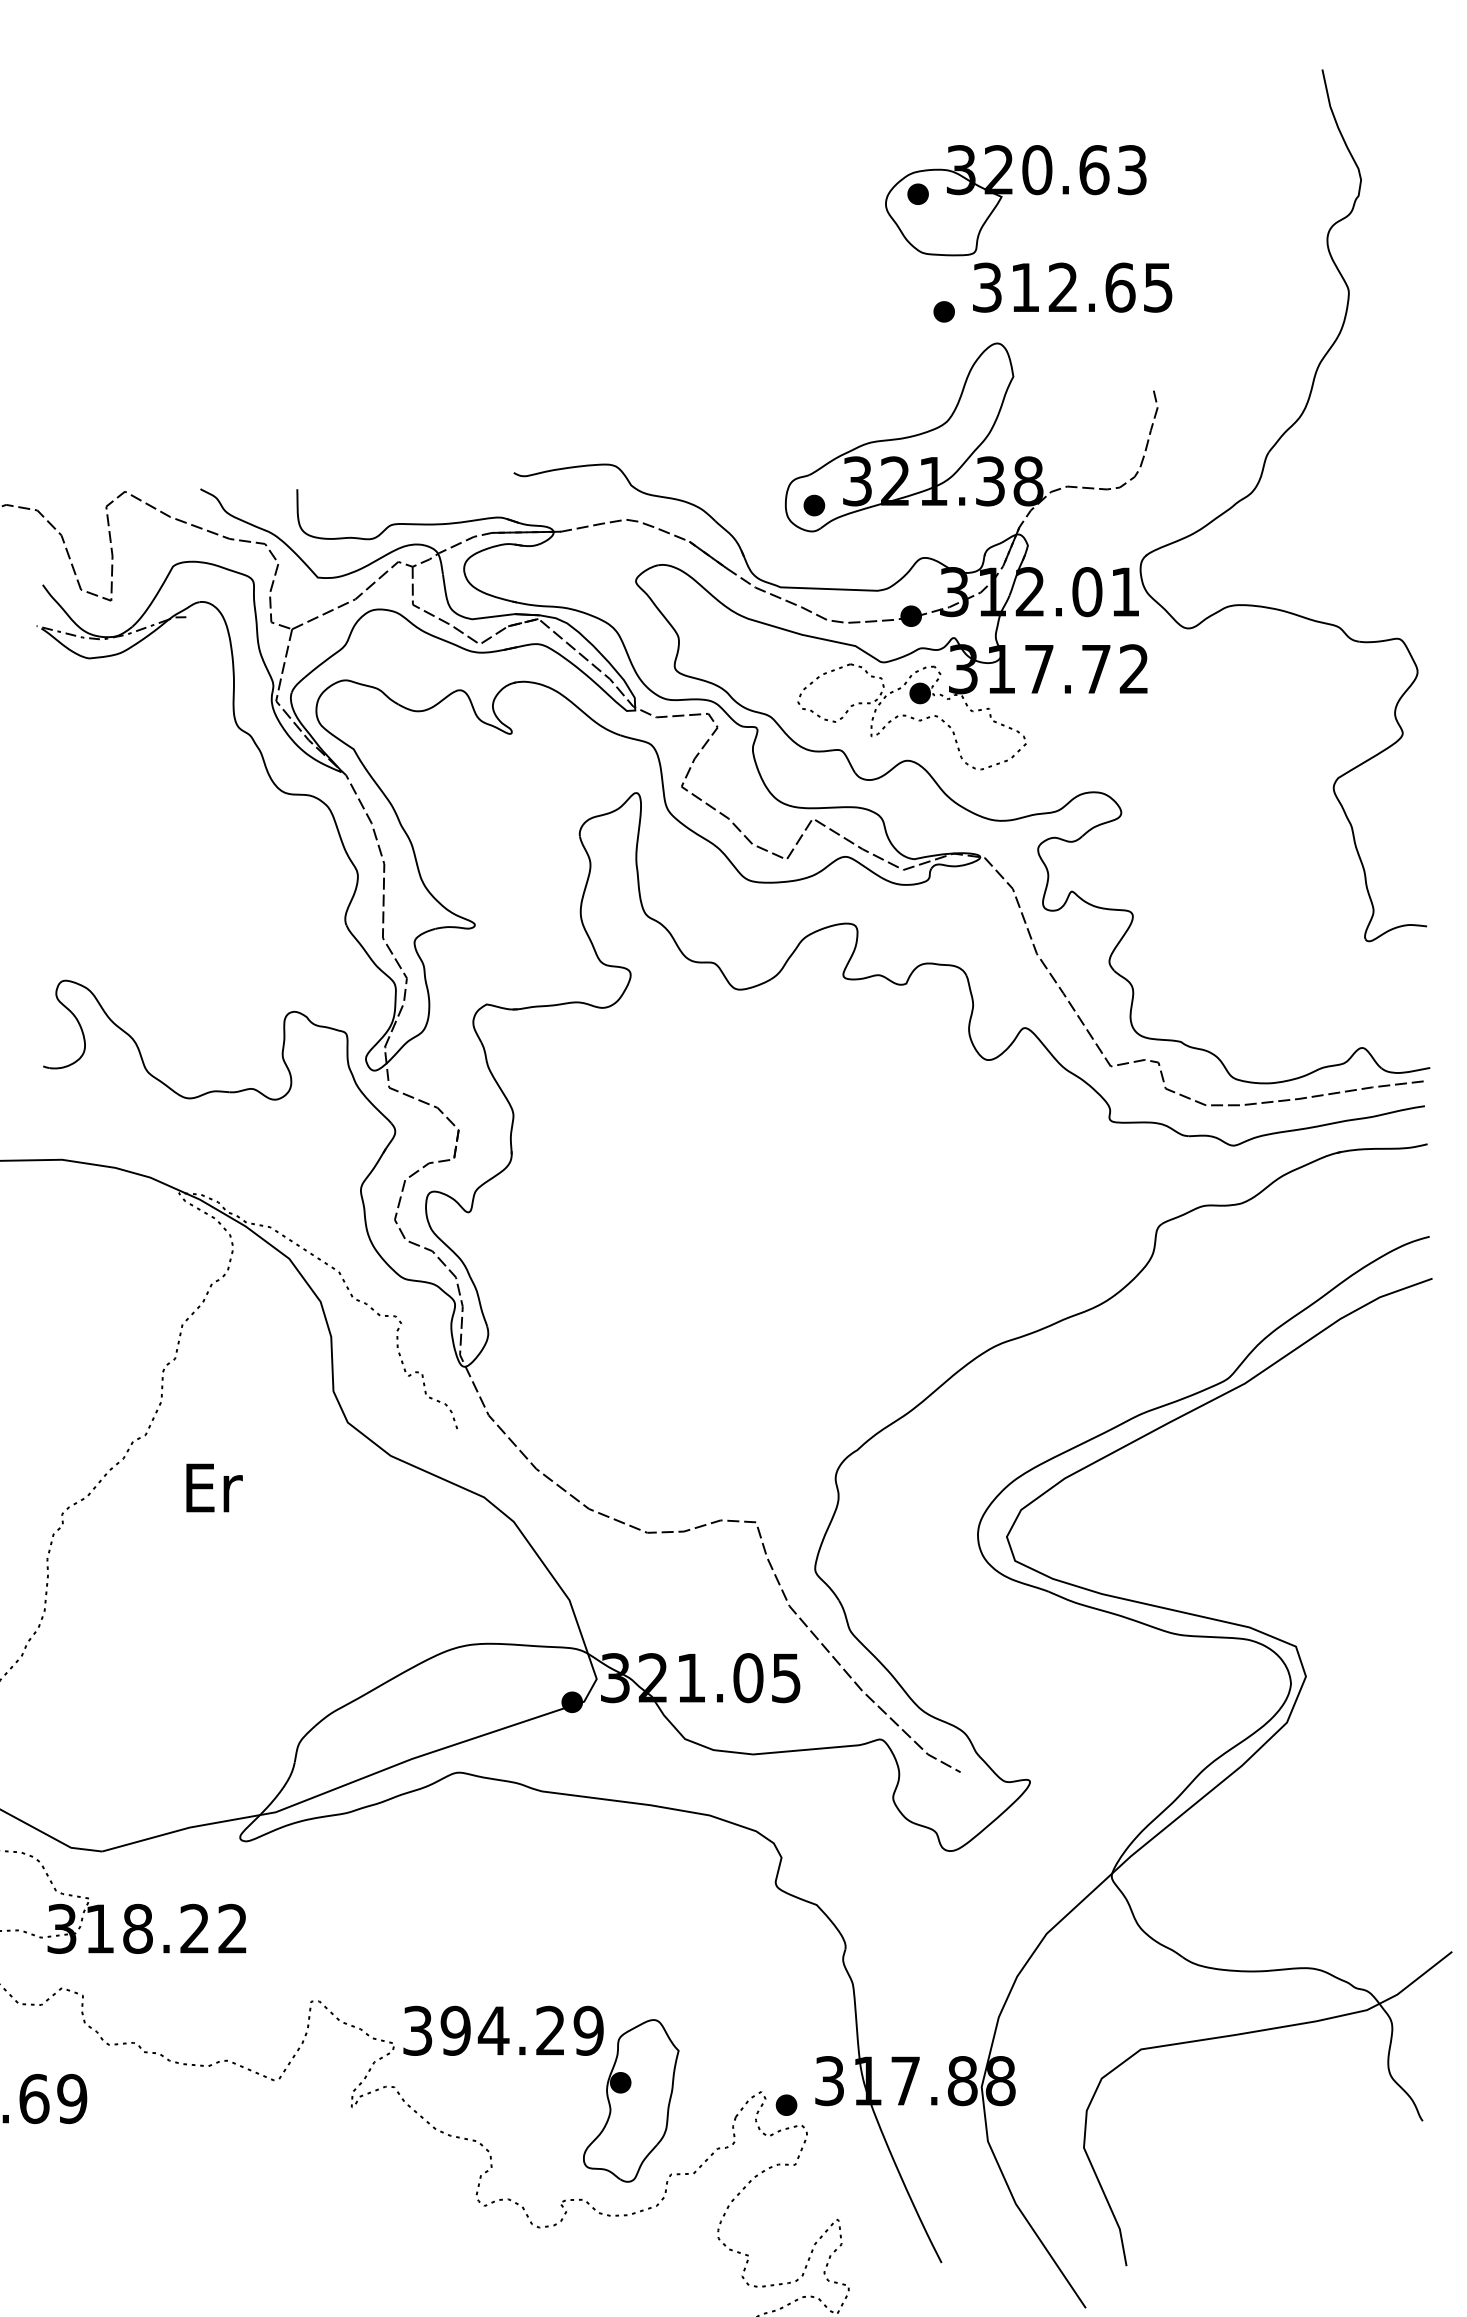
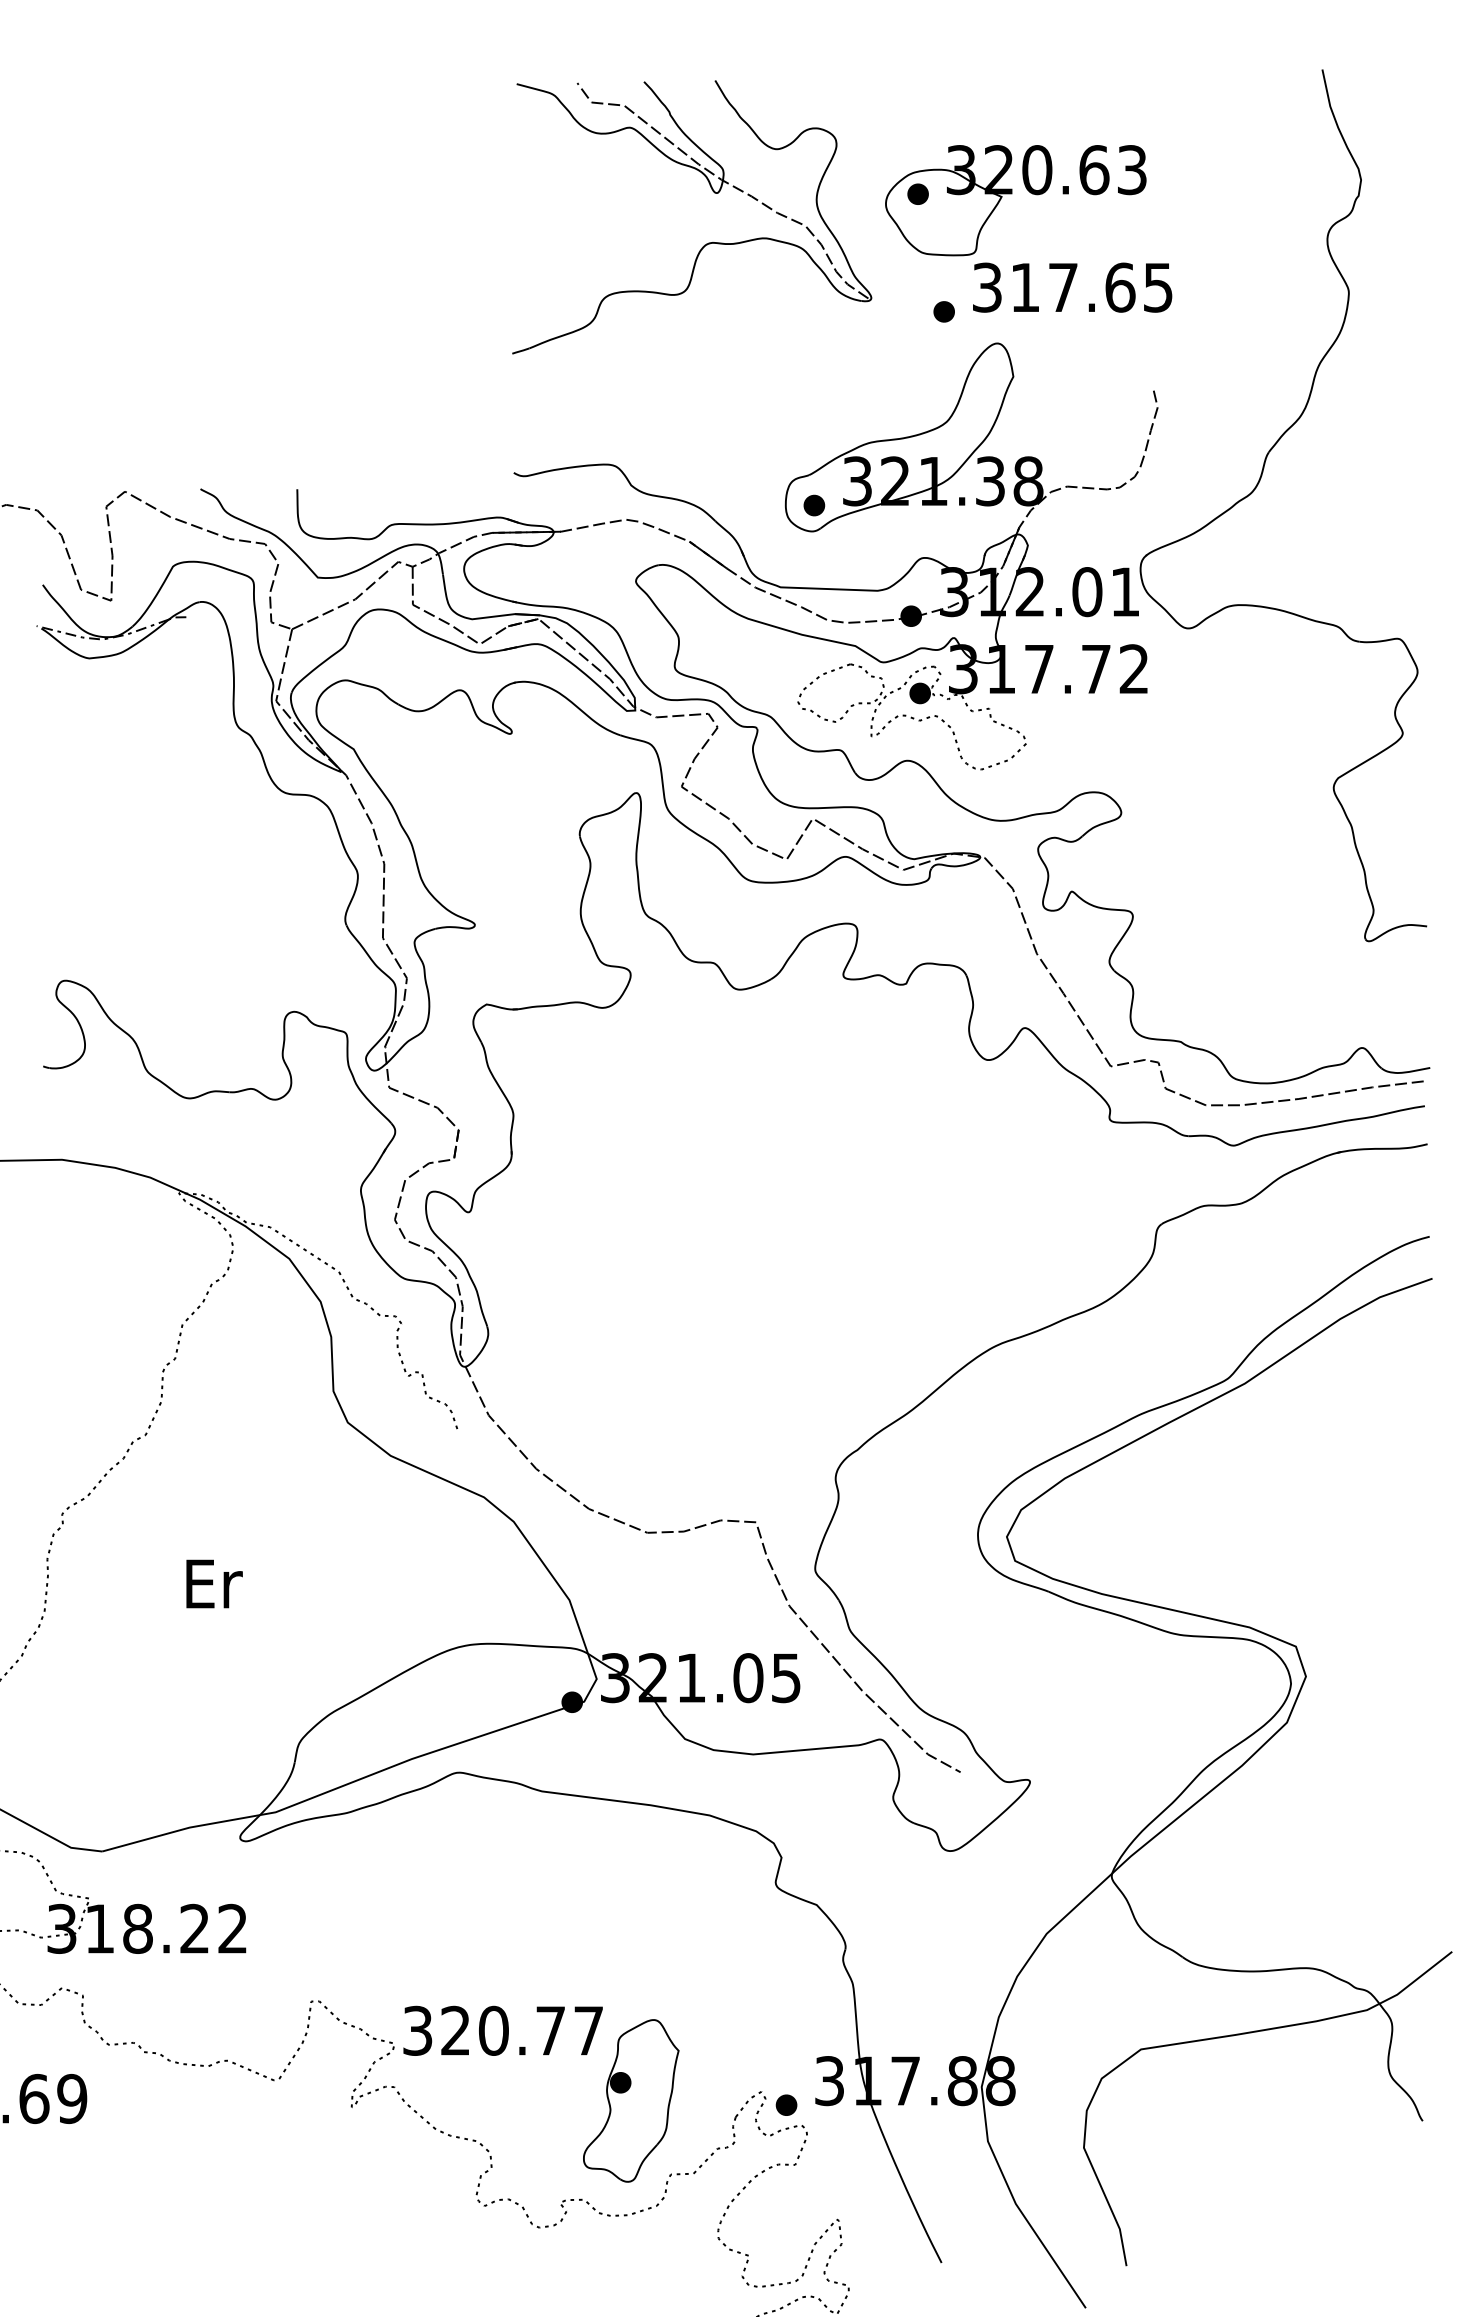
part: none -> present (706, 243)
text: 312.65 -> 317.65 (1062, 286)
text position: (214, 1487) -> (214, 1583) (214, 1583)
text: 394.29 -> 320.77 (521, 2030)
